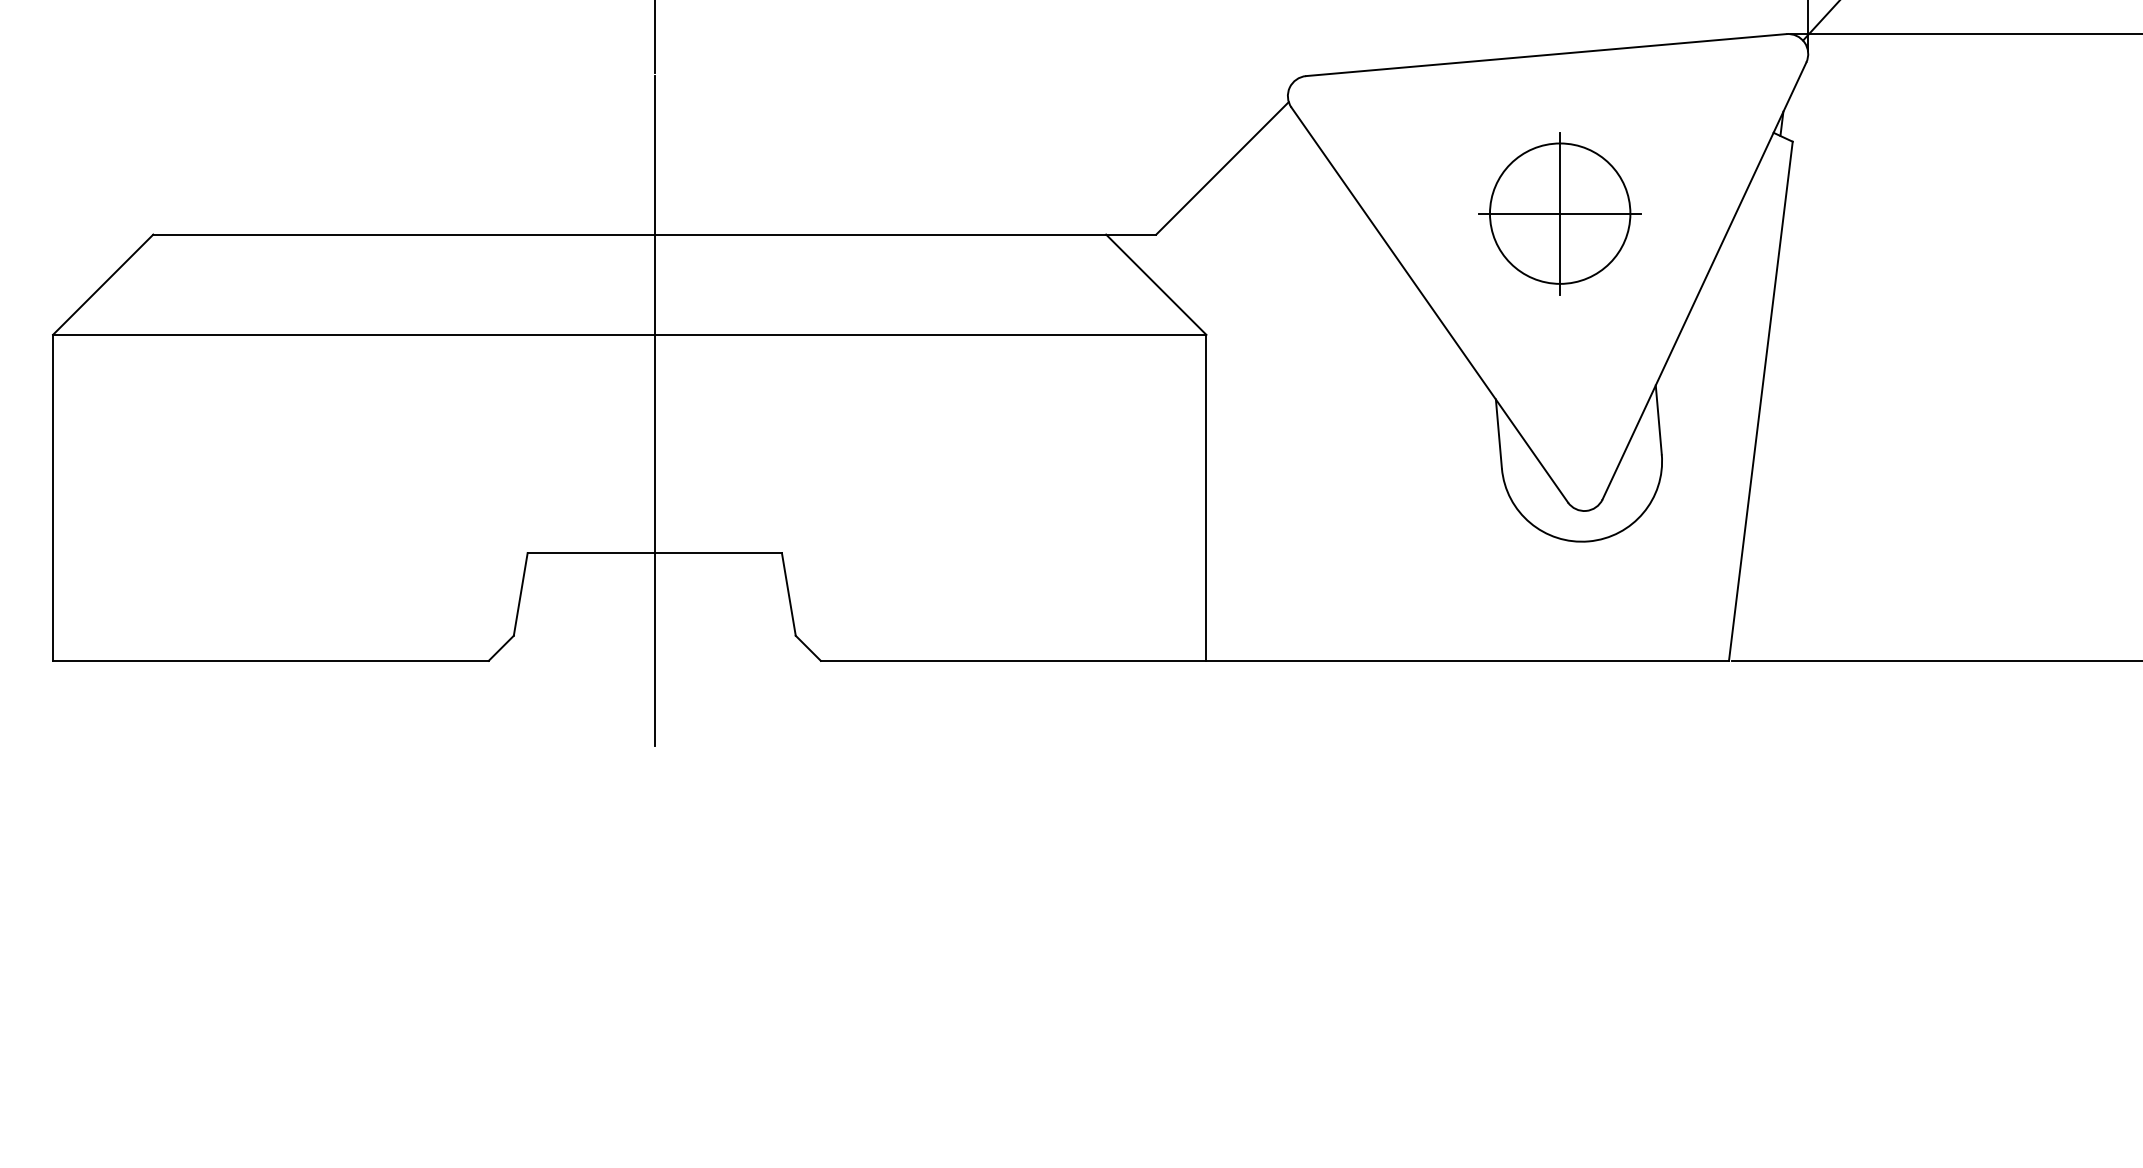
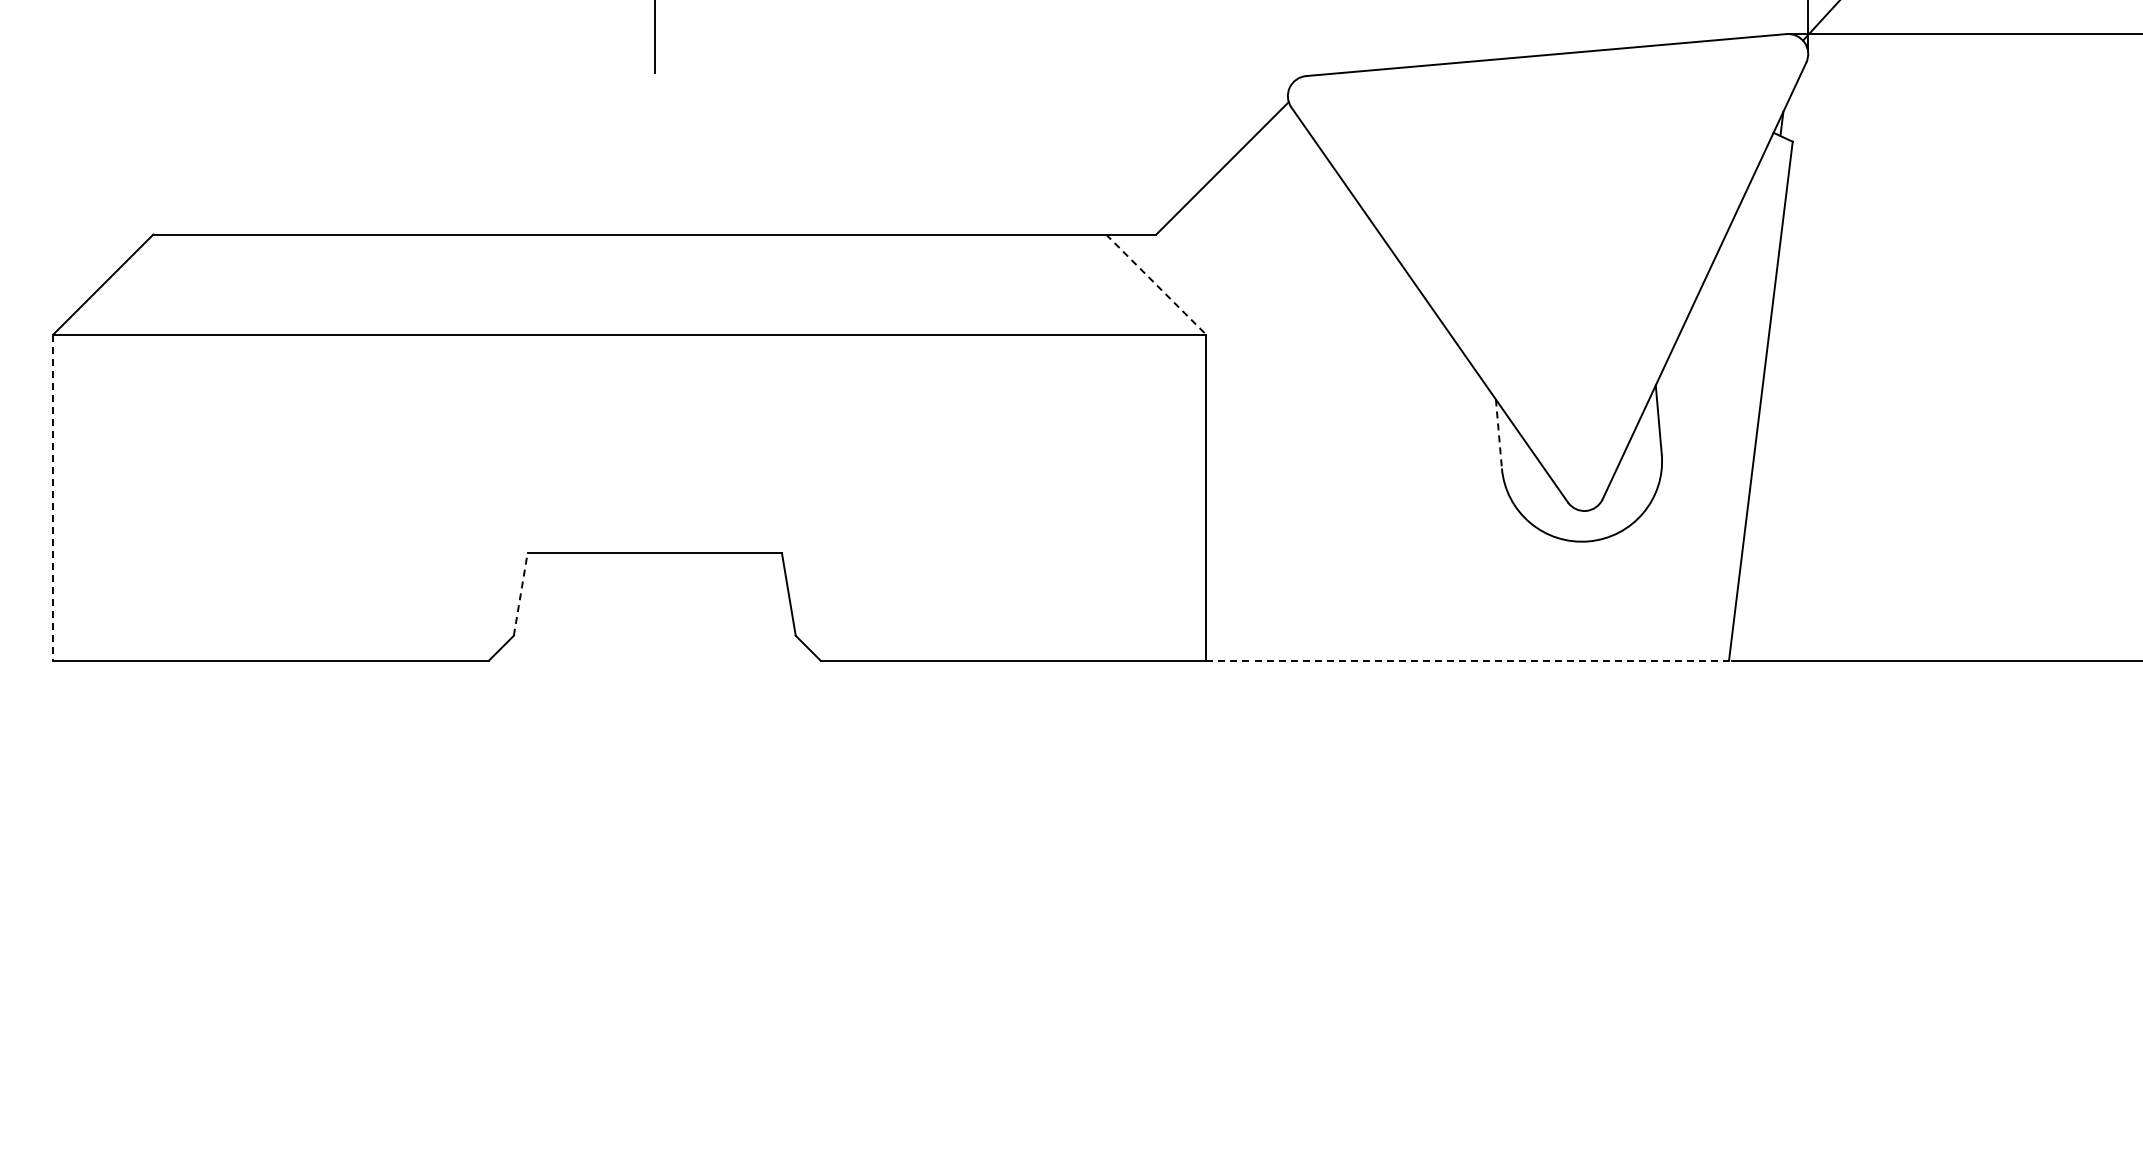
part: present -> none (1559, 213)
line: solid -> dashed (1156, 284)
line: present -> none (654, 410)
line: solid -> dashed (1498, 433)
line: solid -> dashed (53, 497)
line: solid -> dashed (520, 594)
line: solid -> dashed (1468, 660)
